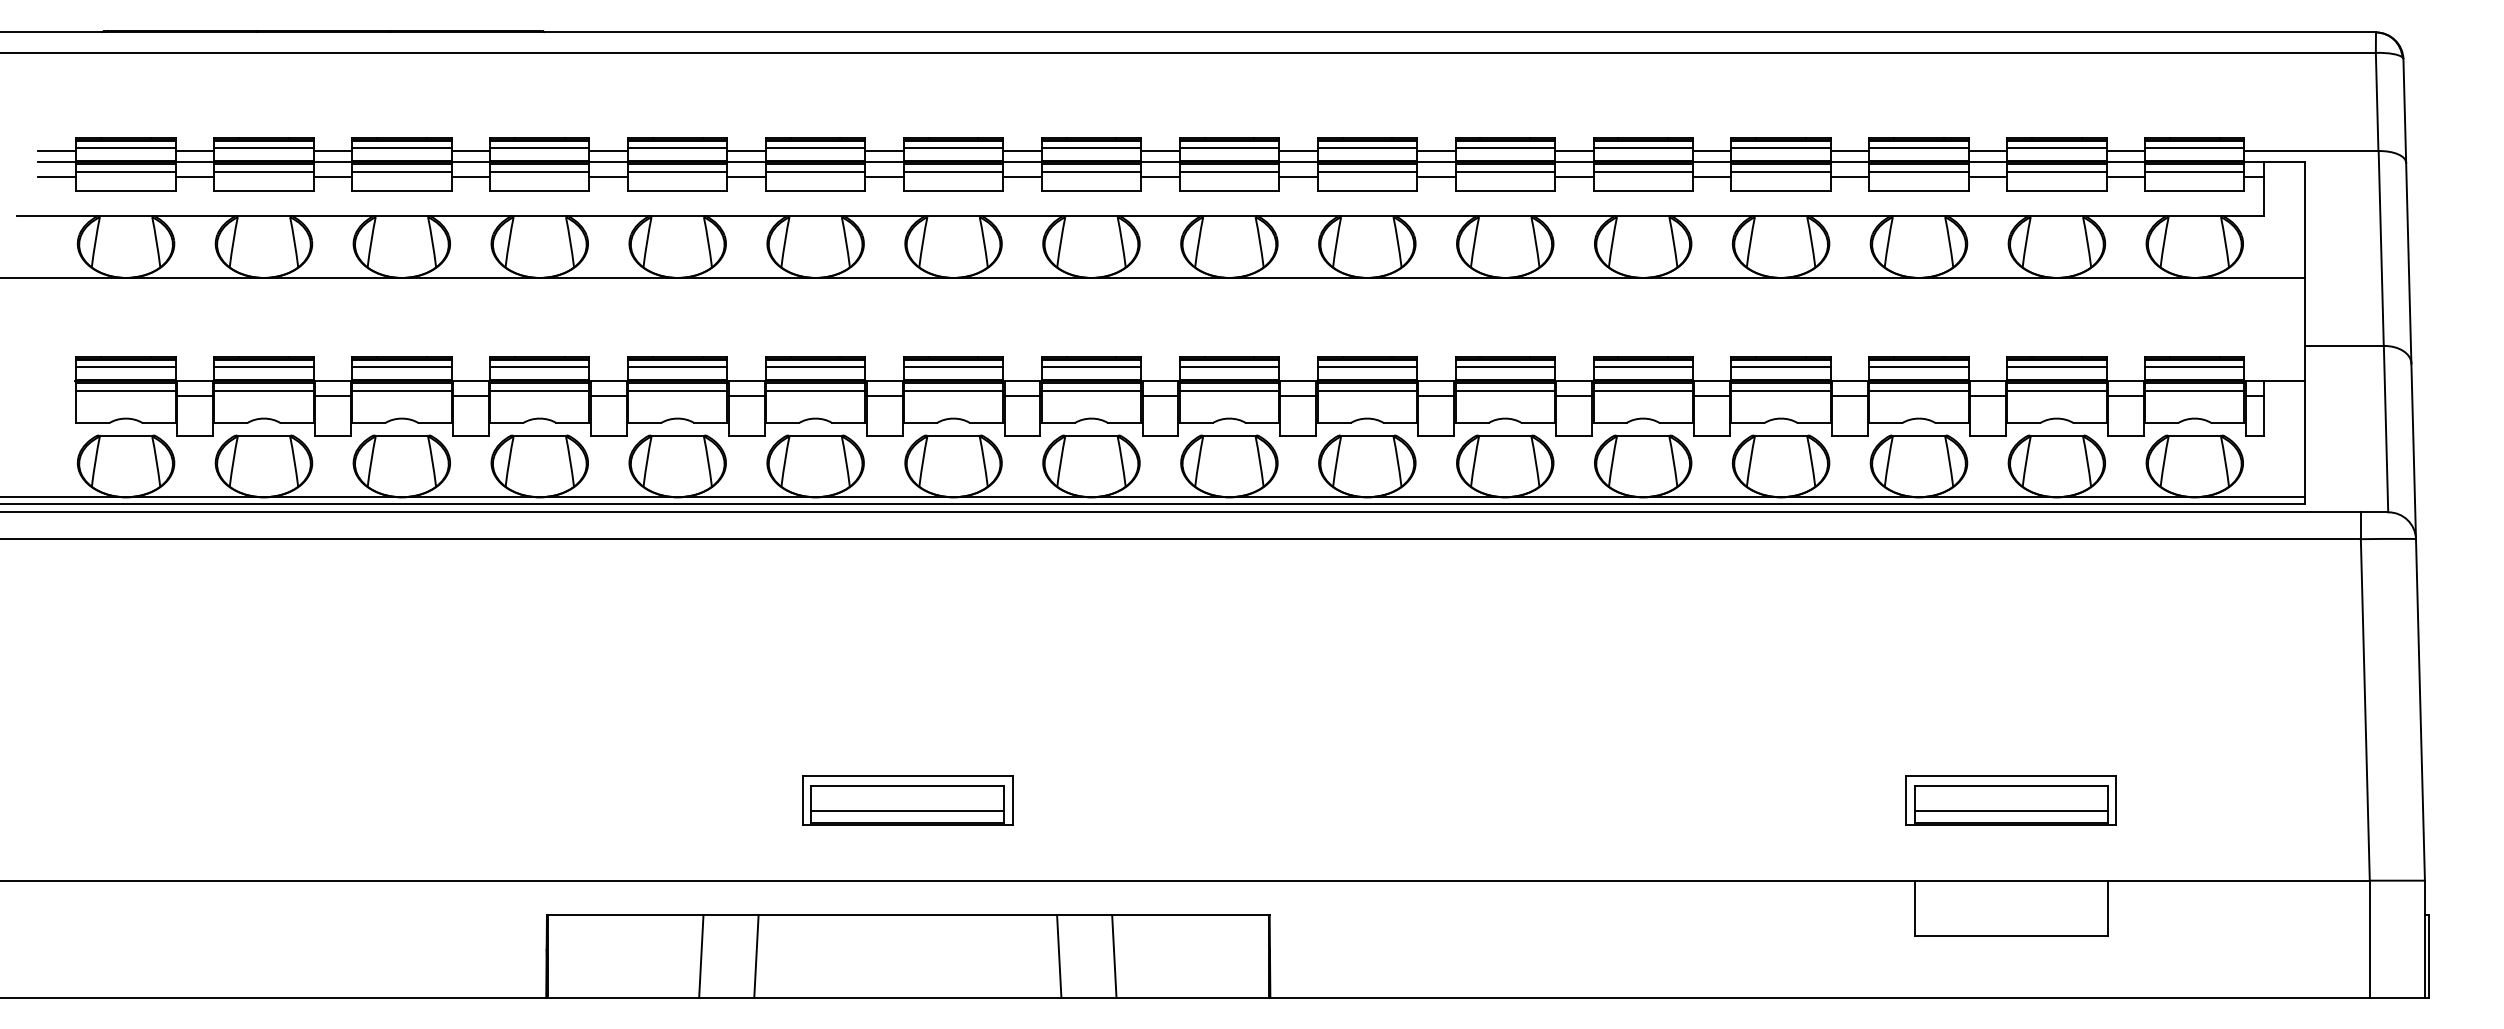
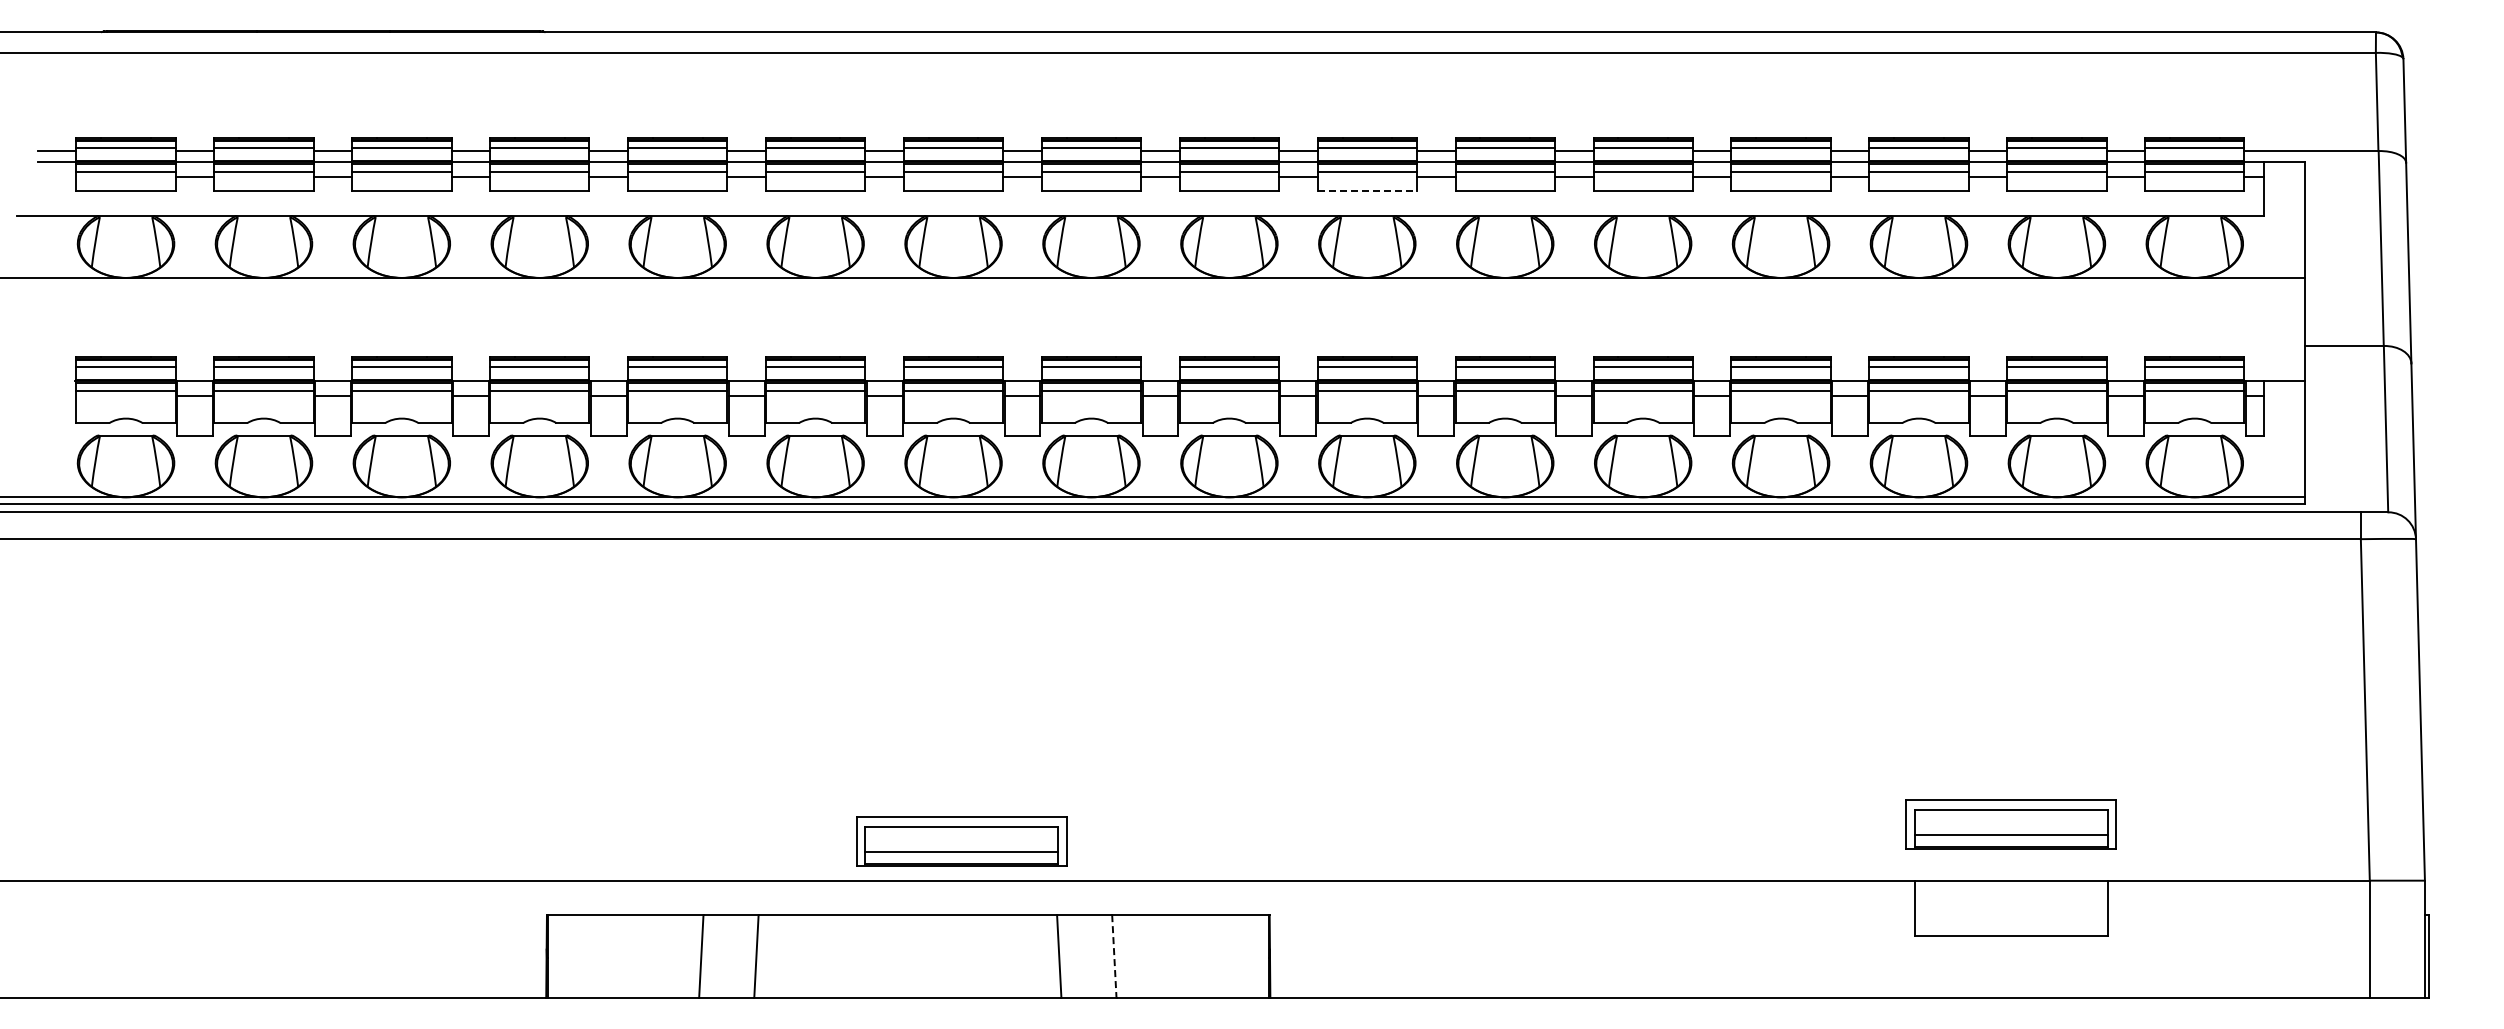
line: present -> none (56, 177)
line: solid -> dashed (1367, 191)
part position: (907, 800) -> (961, 841) (961, 841)
part position: (2010, 800) -> (2010, 824) (2010, 824)
line: solid -> dashed (1114, 957)
